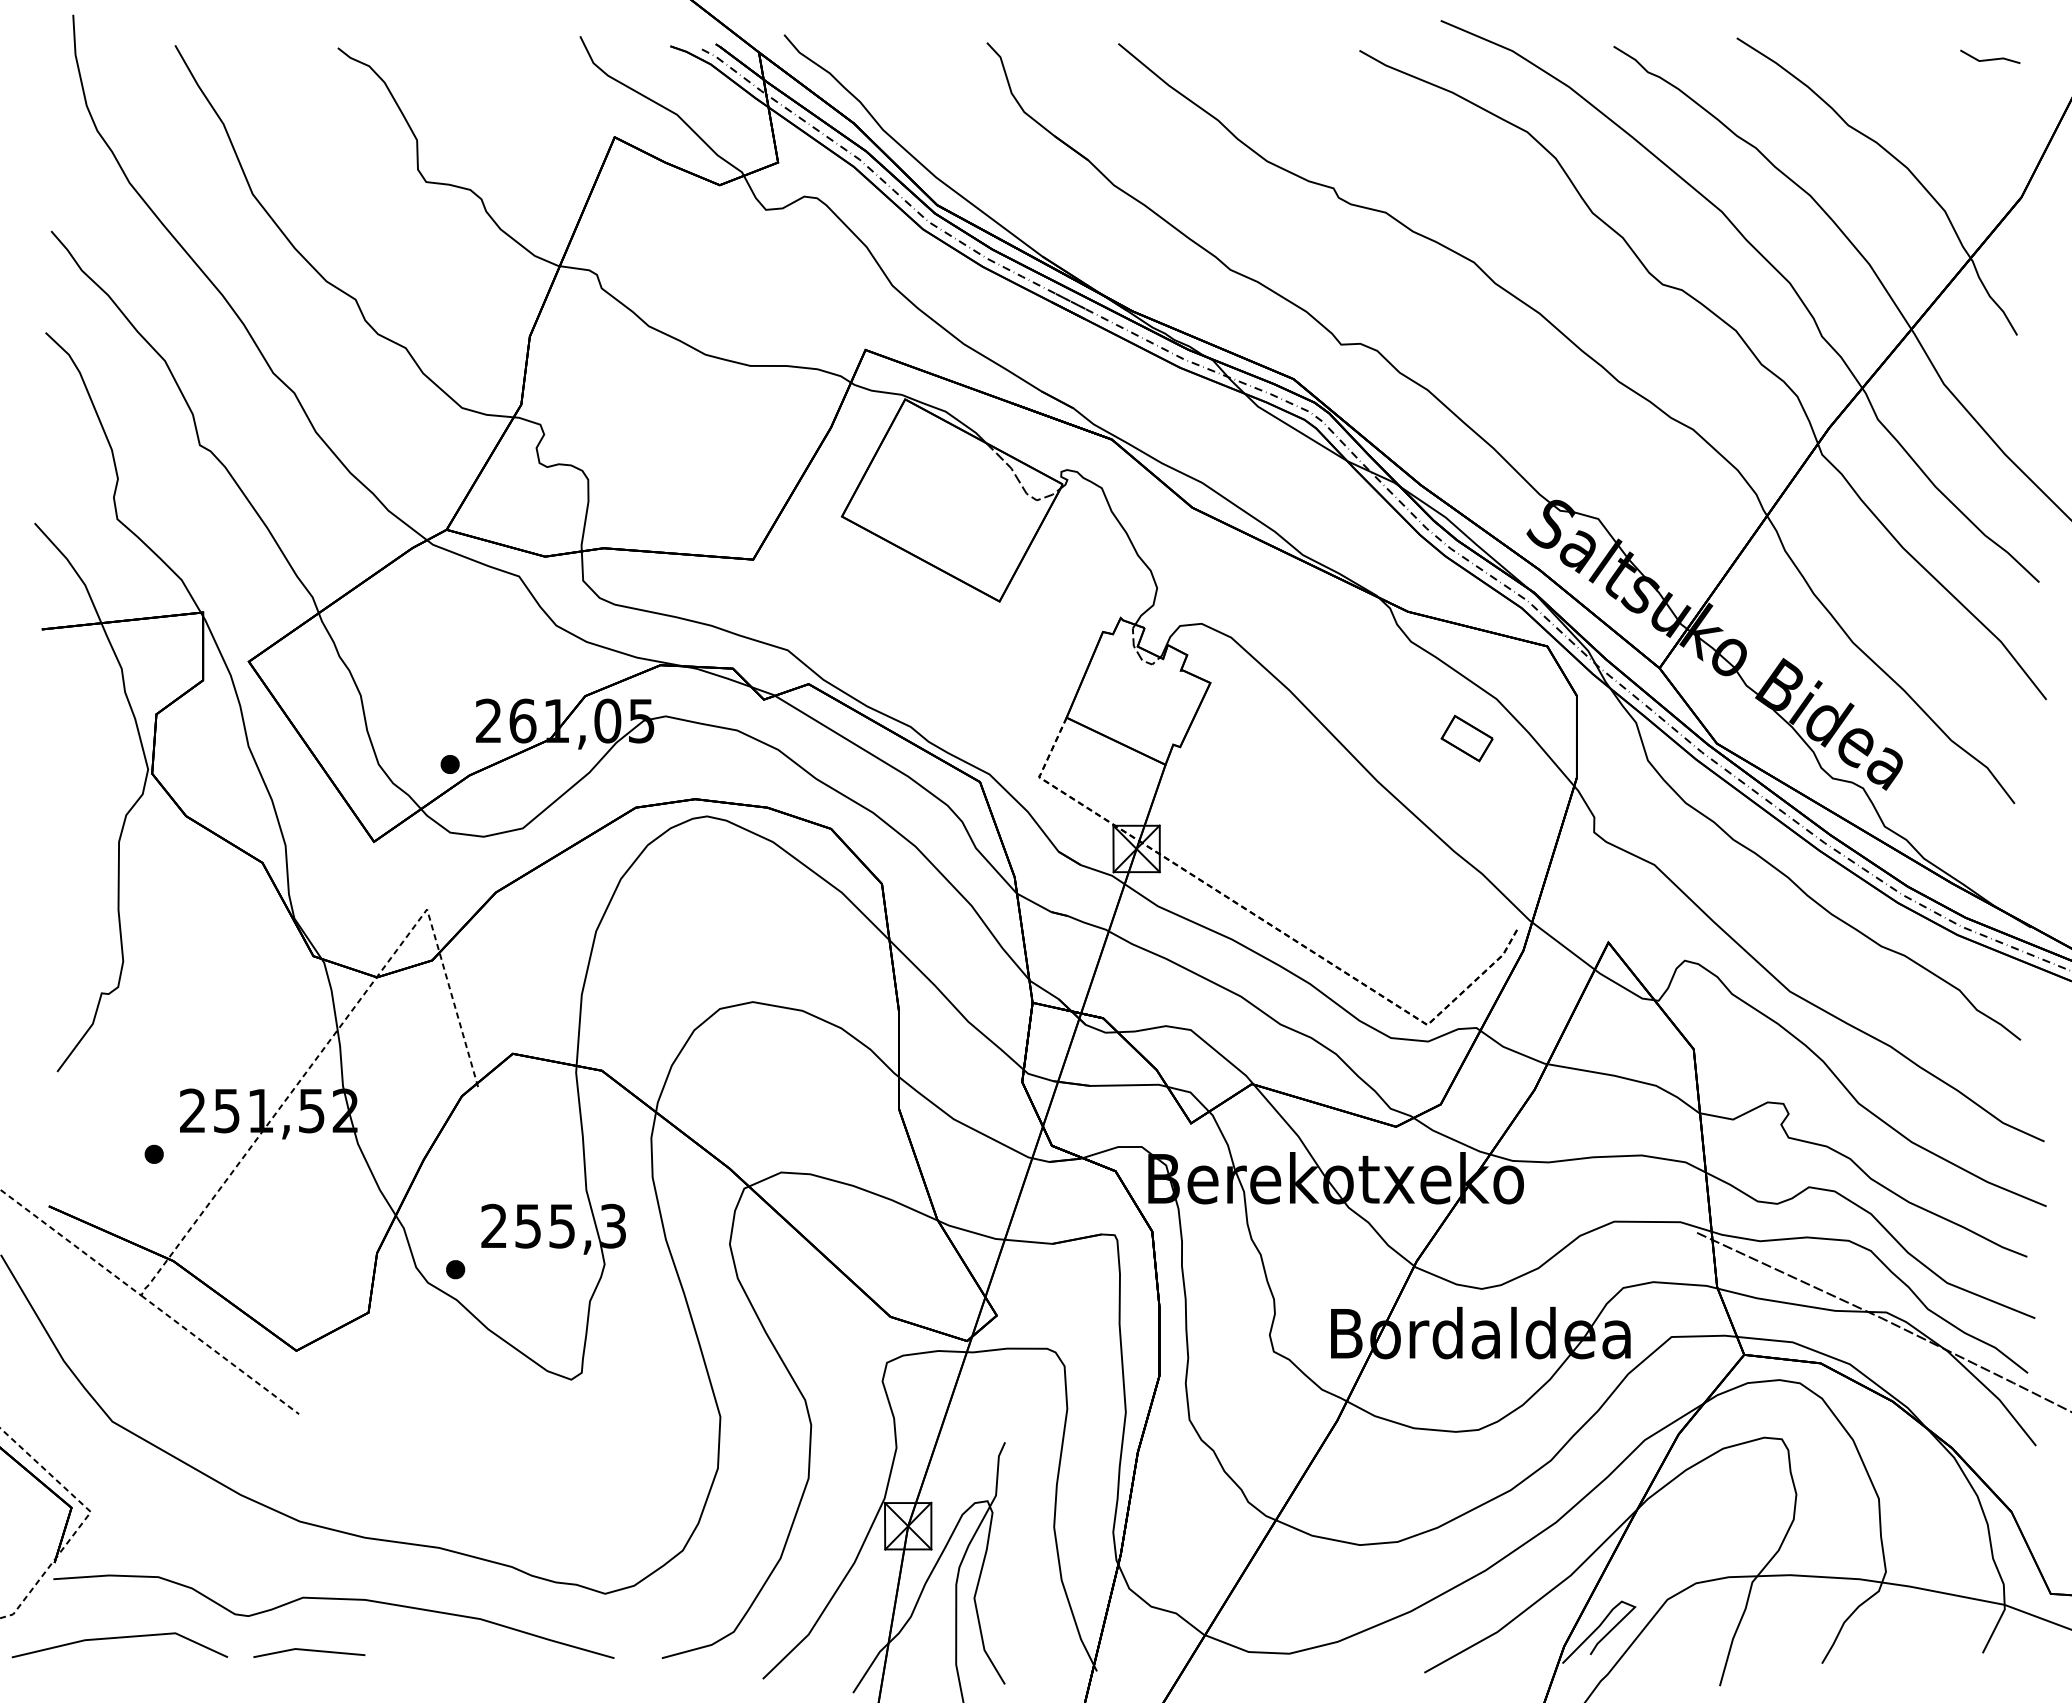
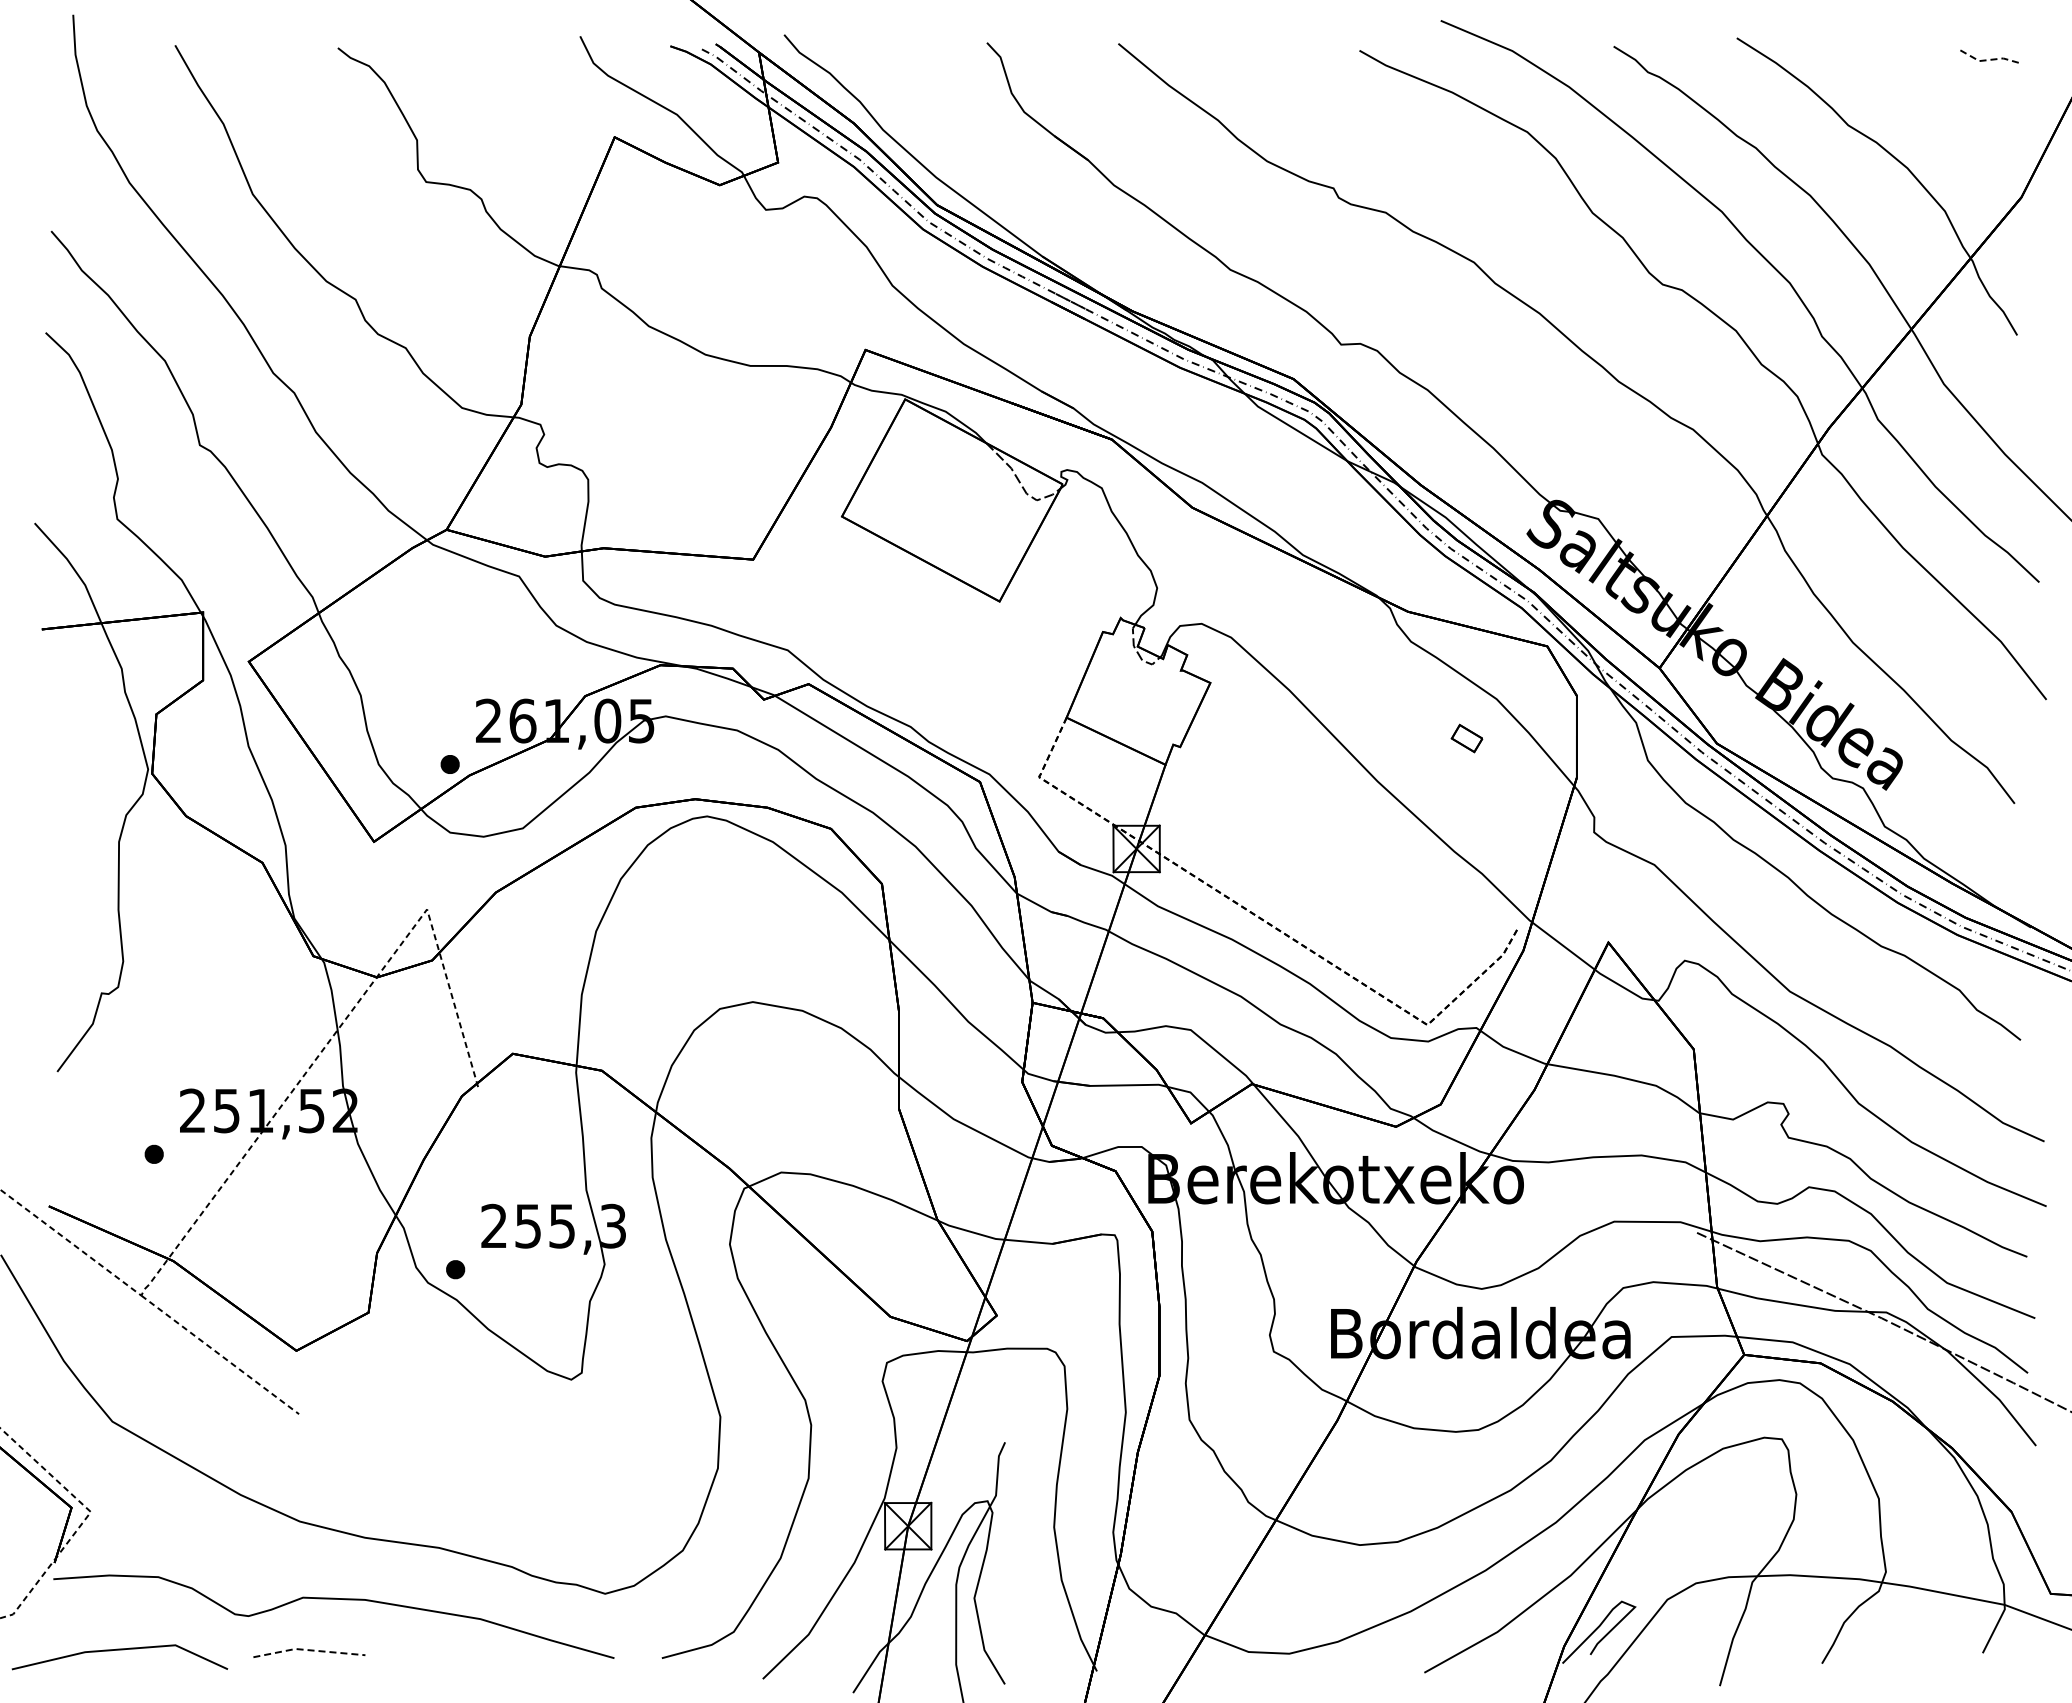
line: solid -> dashed (1989, 59)
part size: 54x49 px -> 34x31 px (1466, 738)
line position: (119, 1638) -> (119, 1650) (119, 1650)
line: solid -> dashed (309, 1650)
